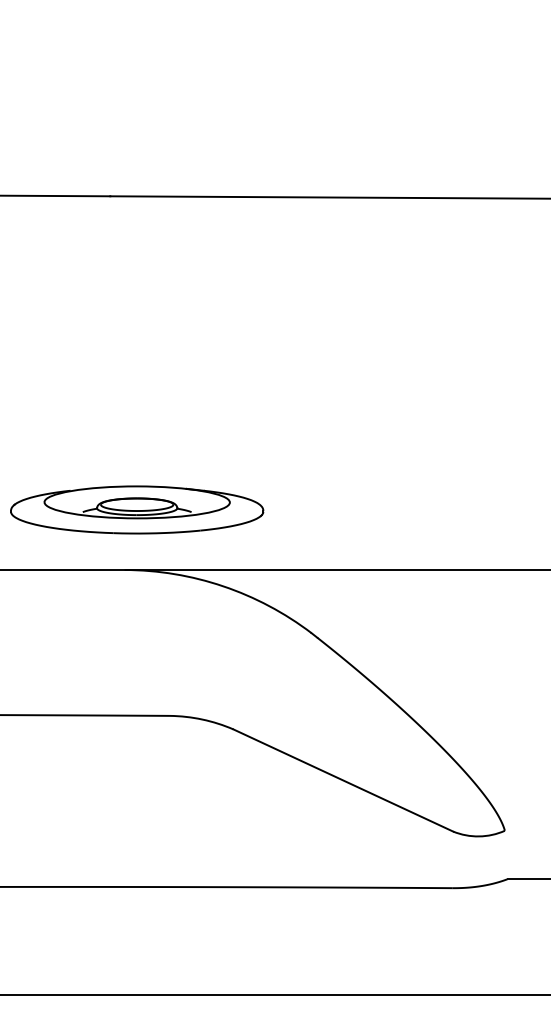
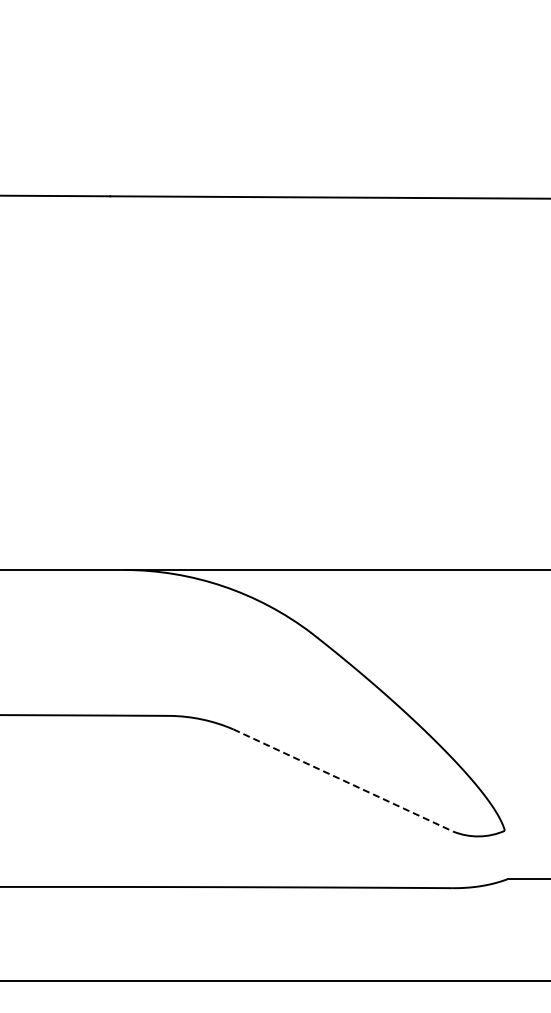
part: present -> none (137, 509)
line: solid -> dashed (343, 780)
line position: (274, 995) -> (274, 981) (274, 981)
